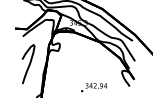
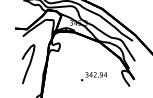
text position: (94, 87) -> (94, 76) (94, 76)
